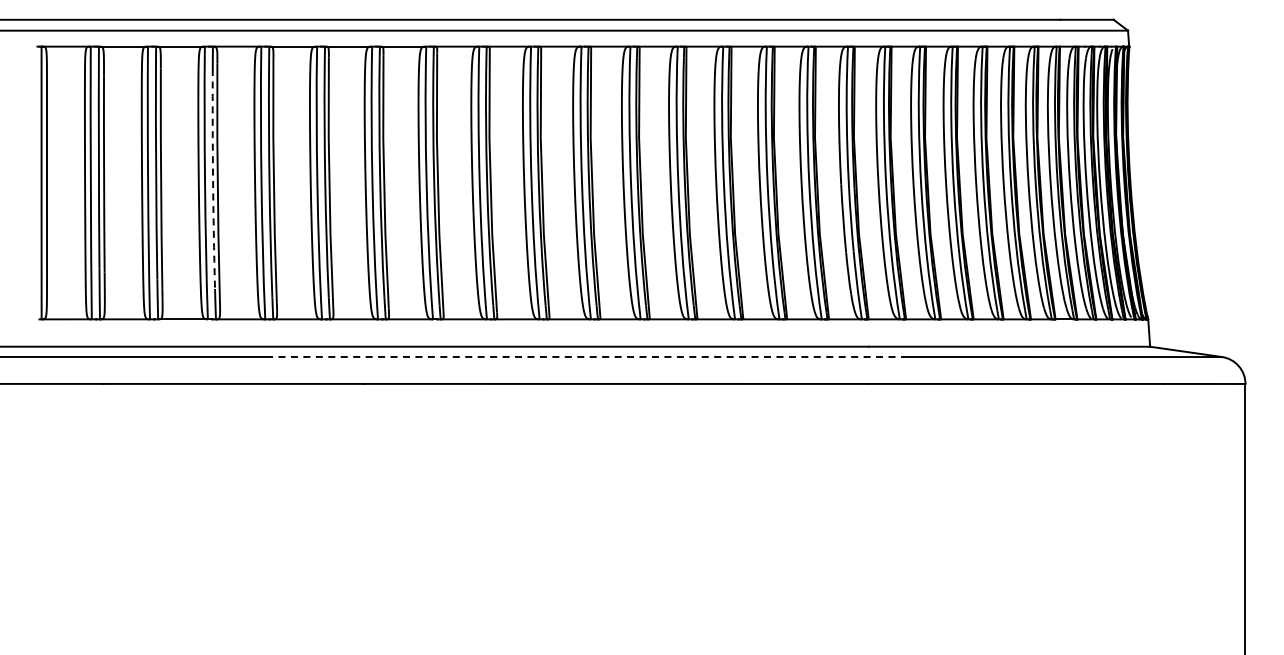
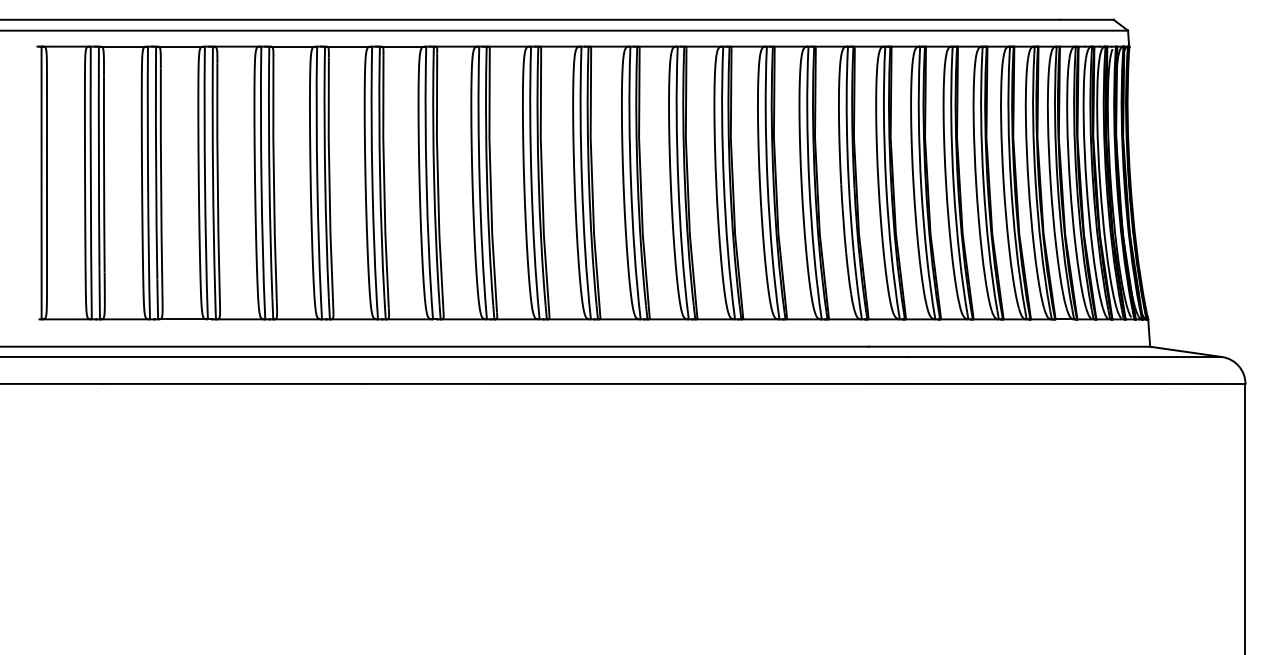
arc: dashed -> solid (213, 178)
line: dashed -> solid (588, 356)
